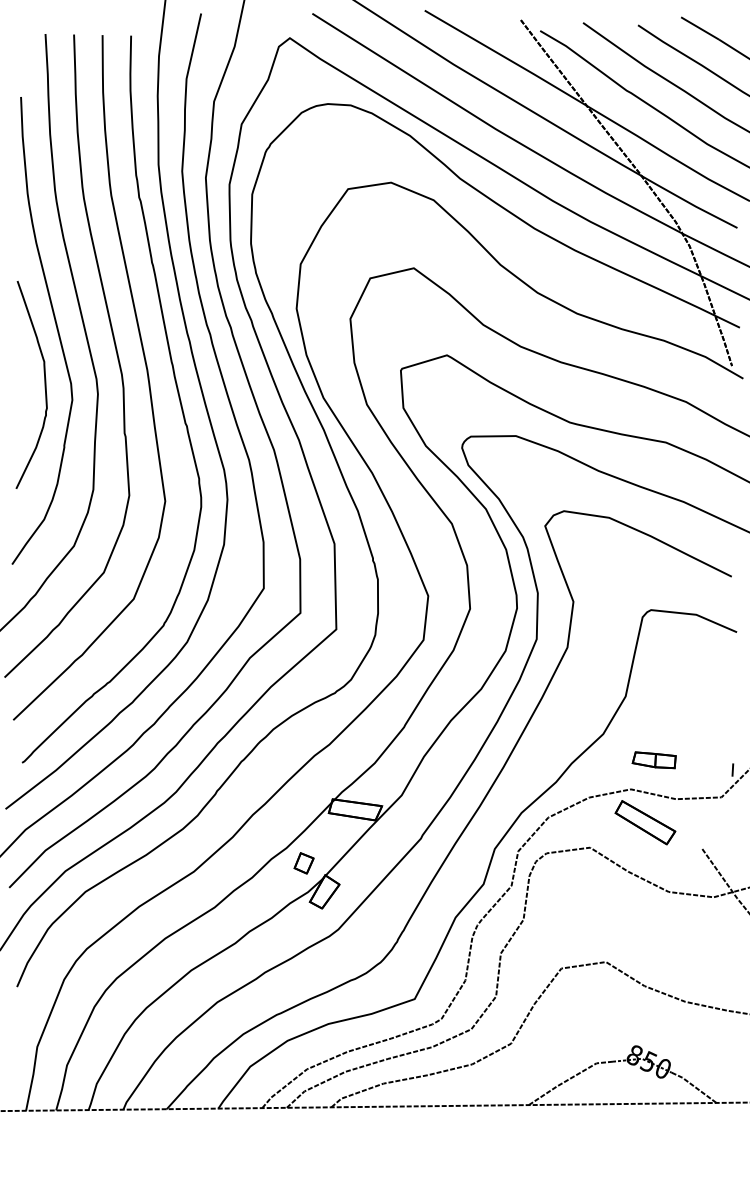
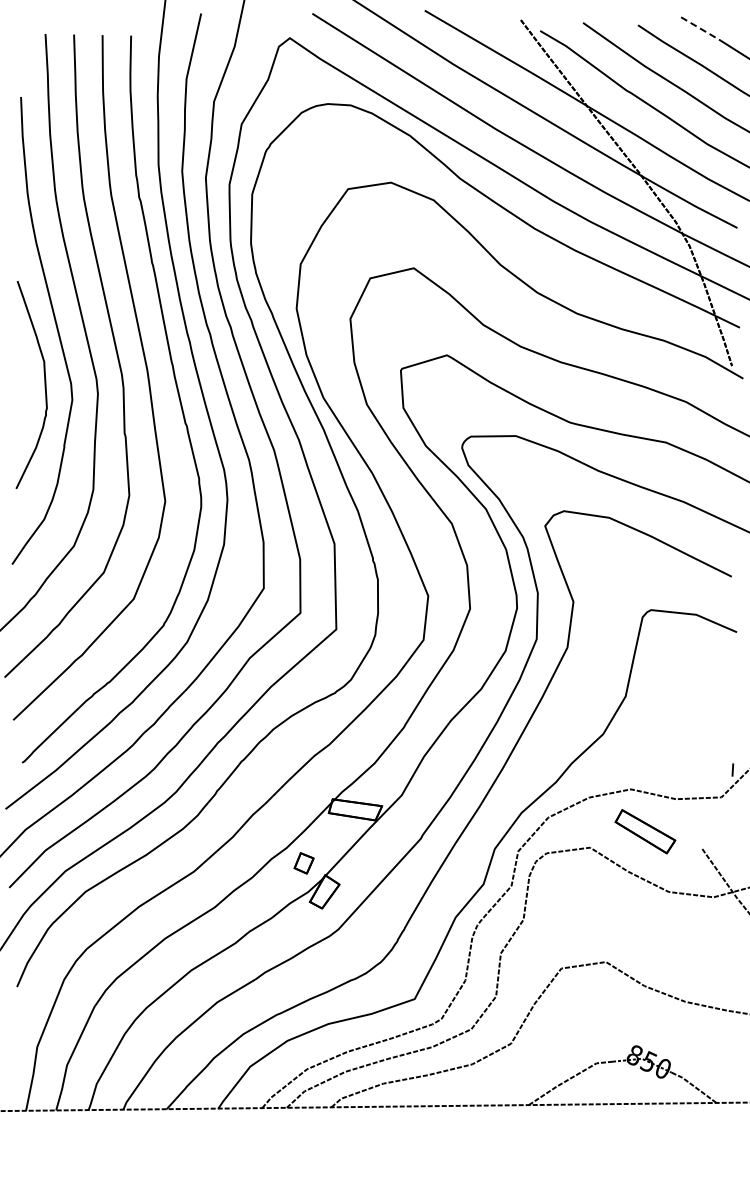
line: solid -> dashed (700, 28)
part: present -> none (653, 760)
part position: (645, 822) -> (645, 831) (645, 831)
